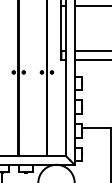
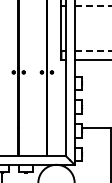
line: solid -> dashed (93, 5)
line: solid -> dashed (93, 51)
